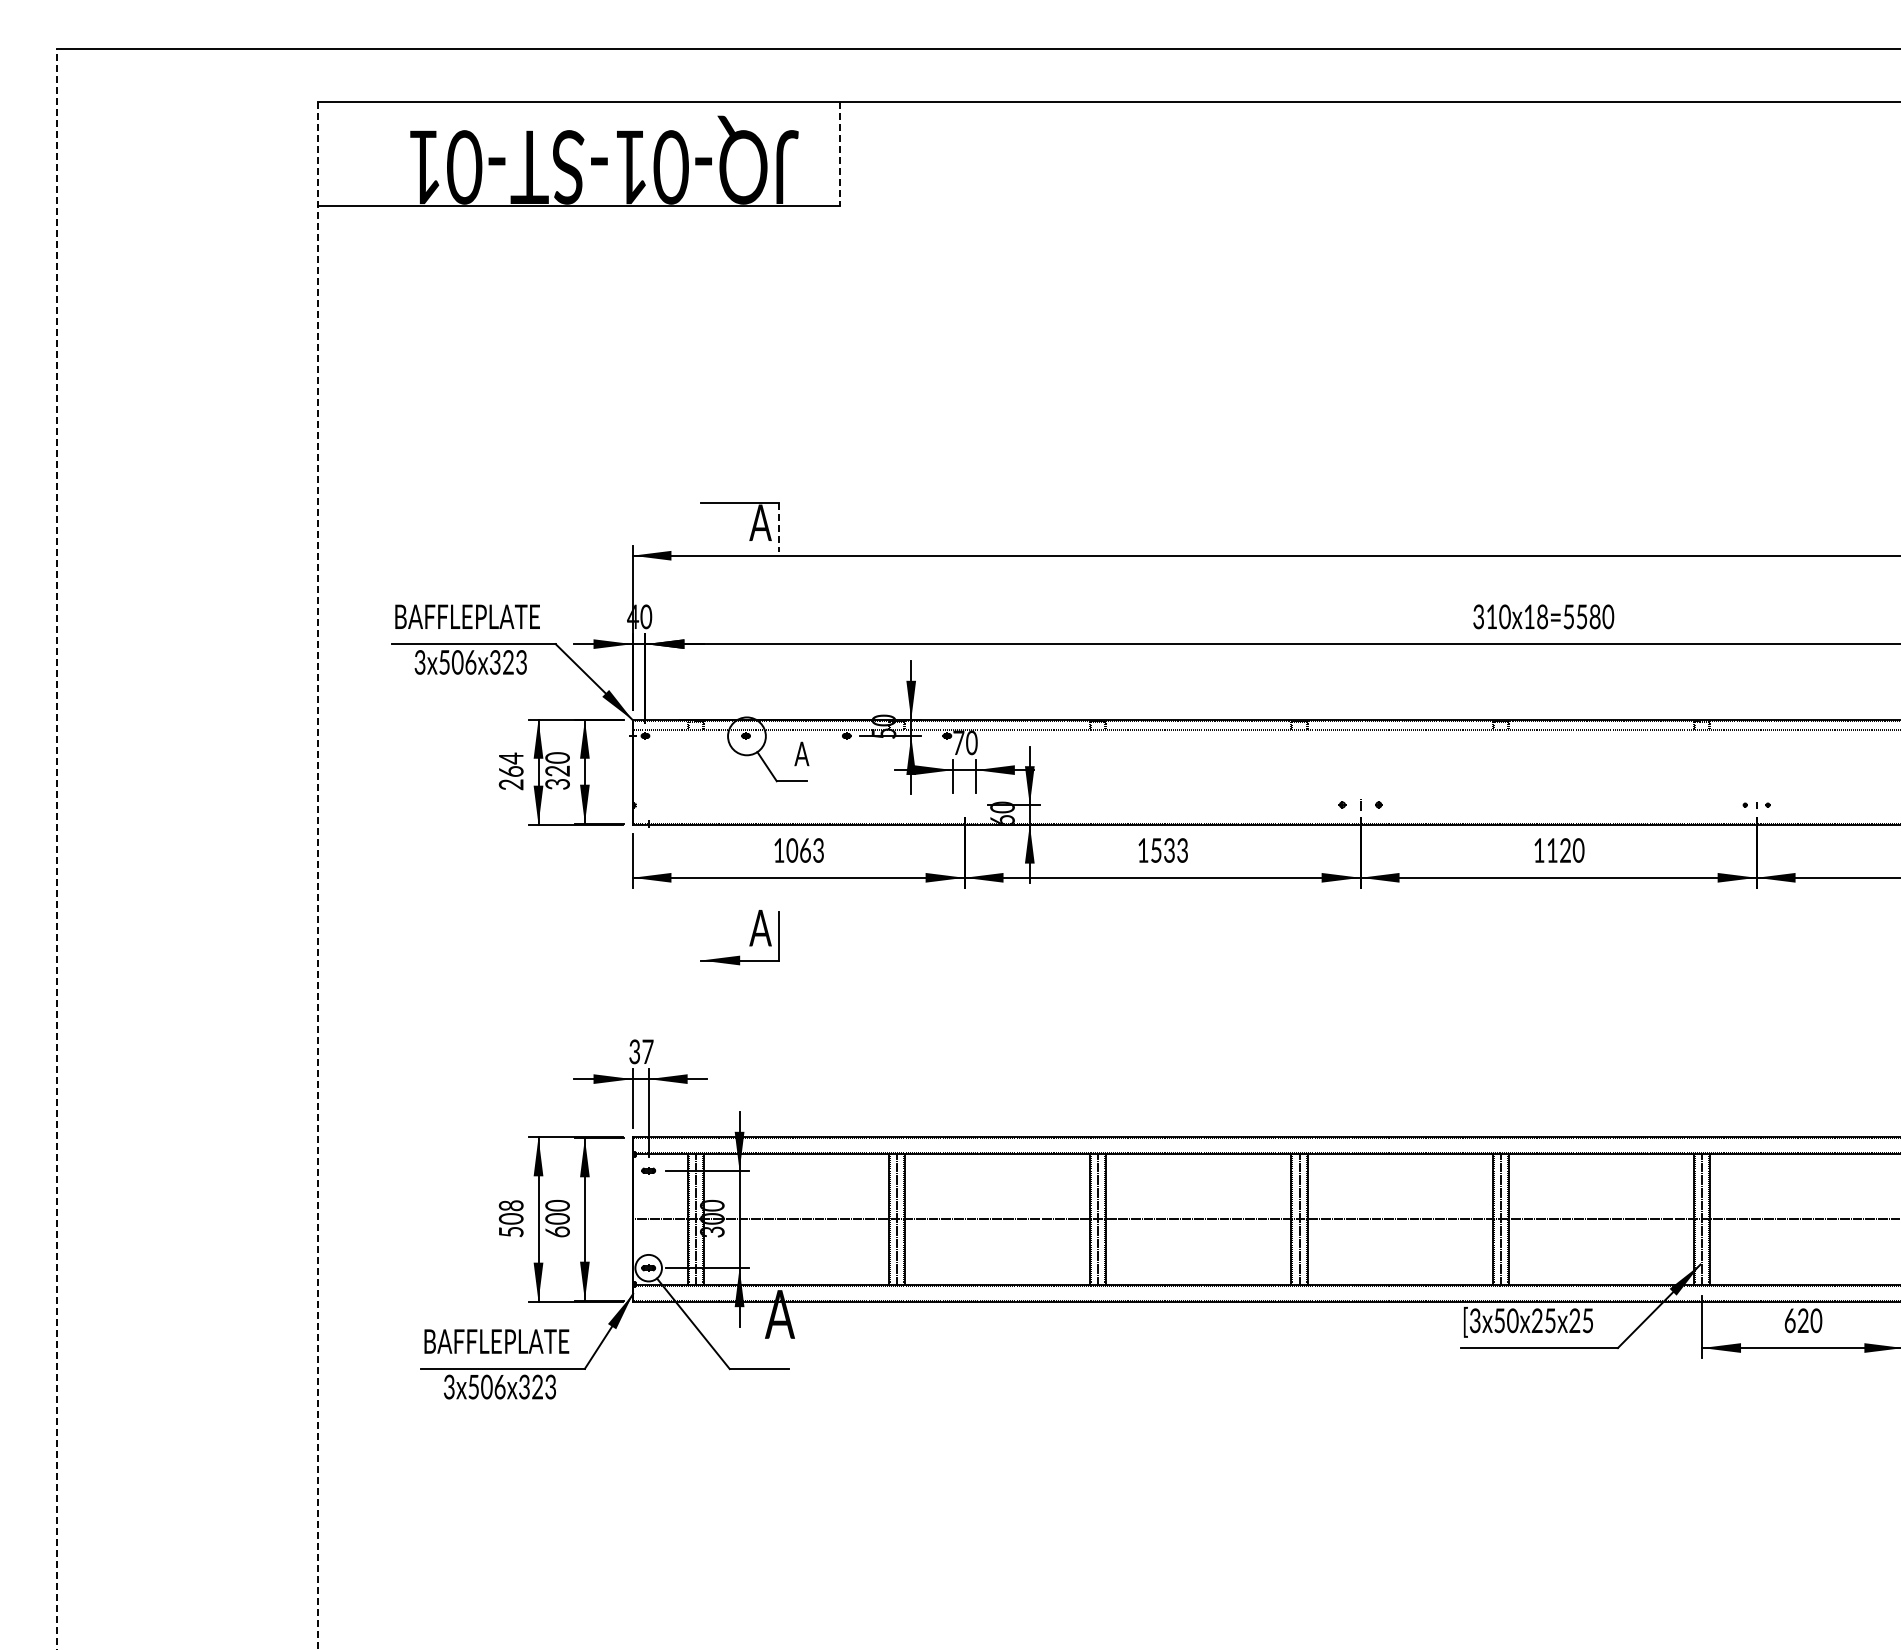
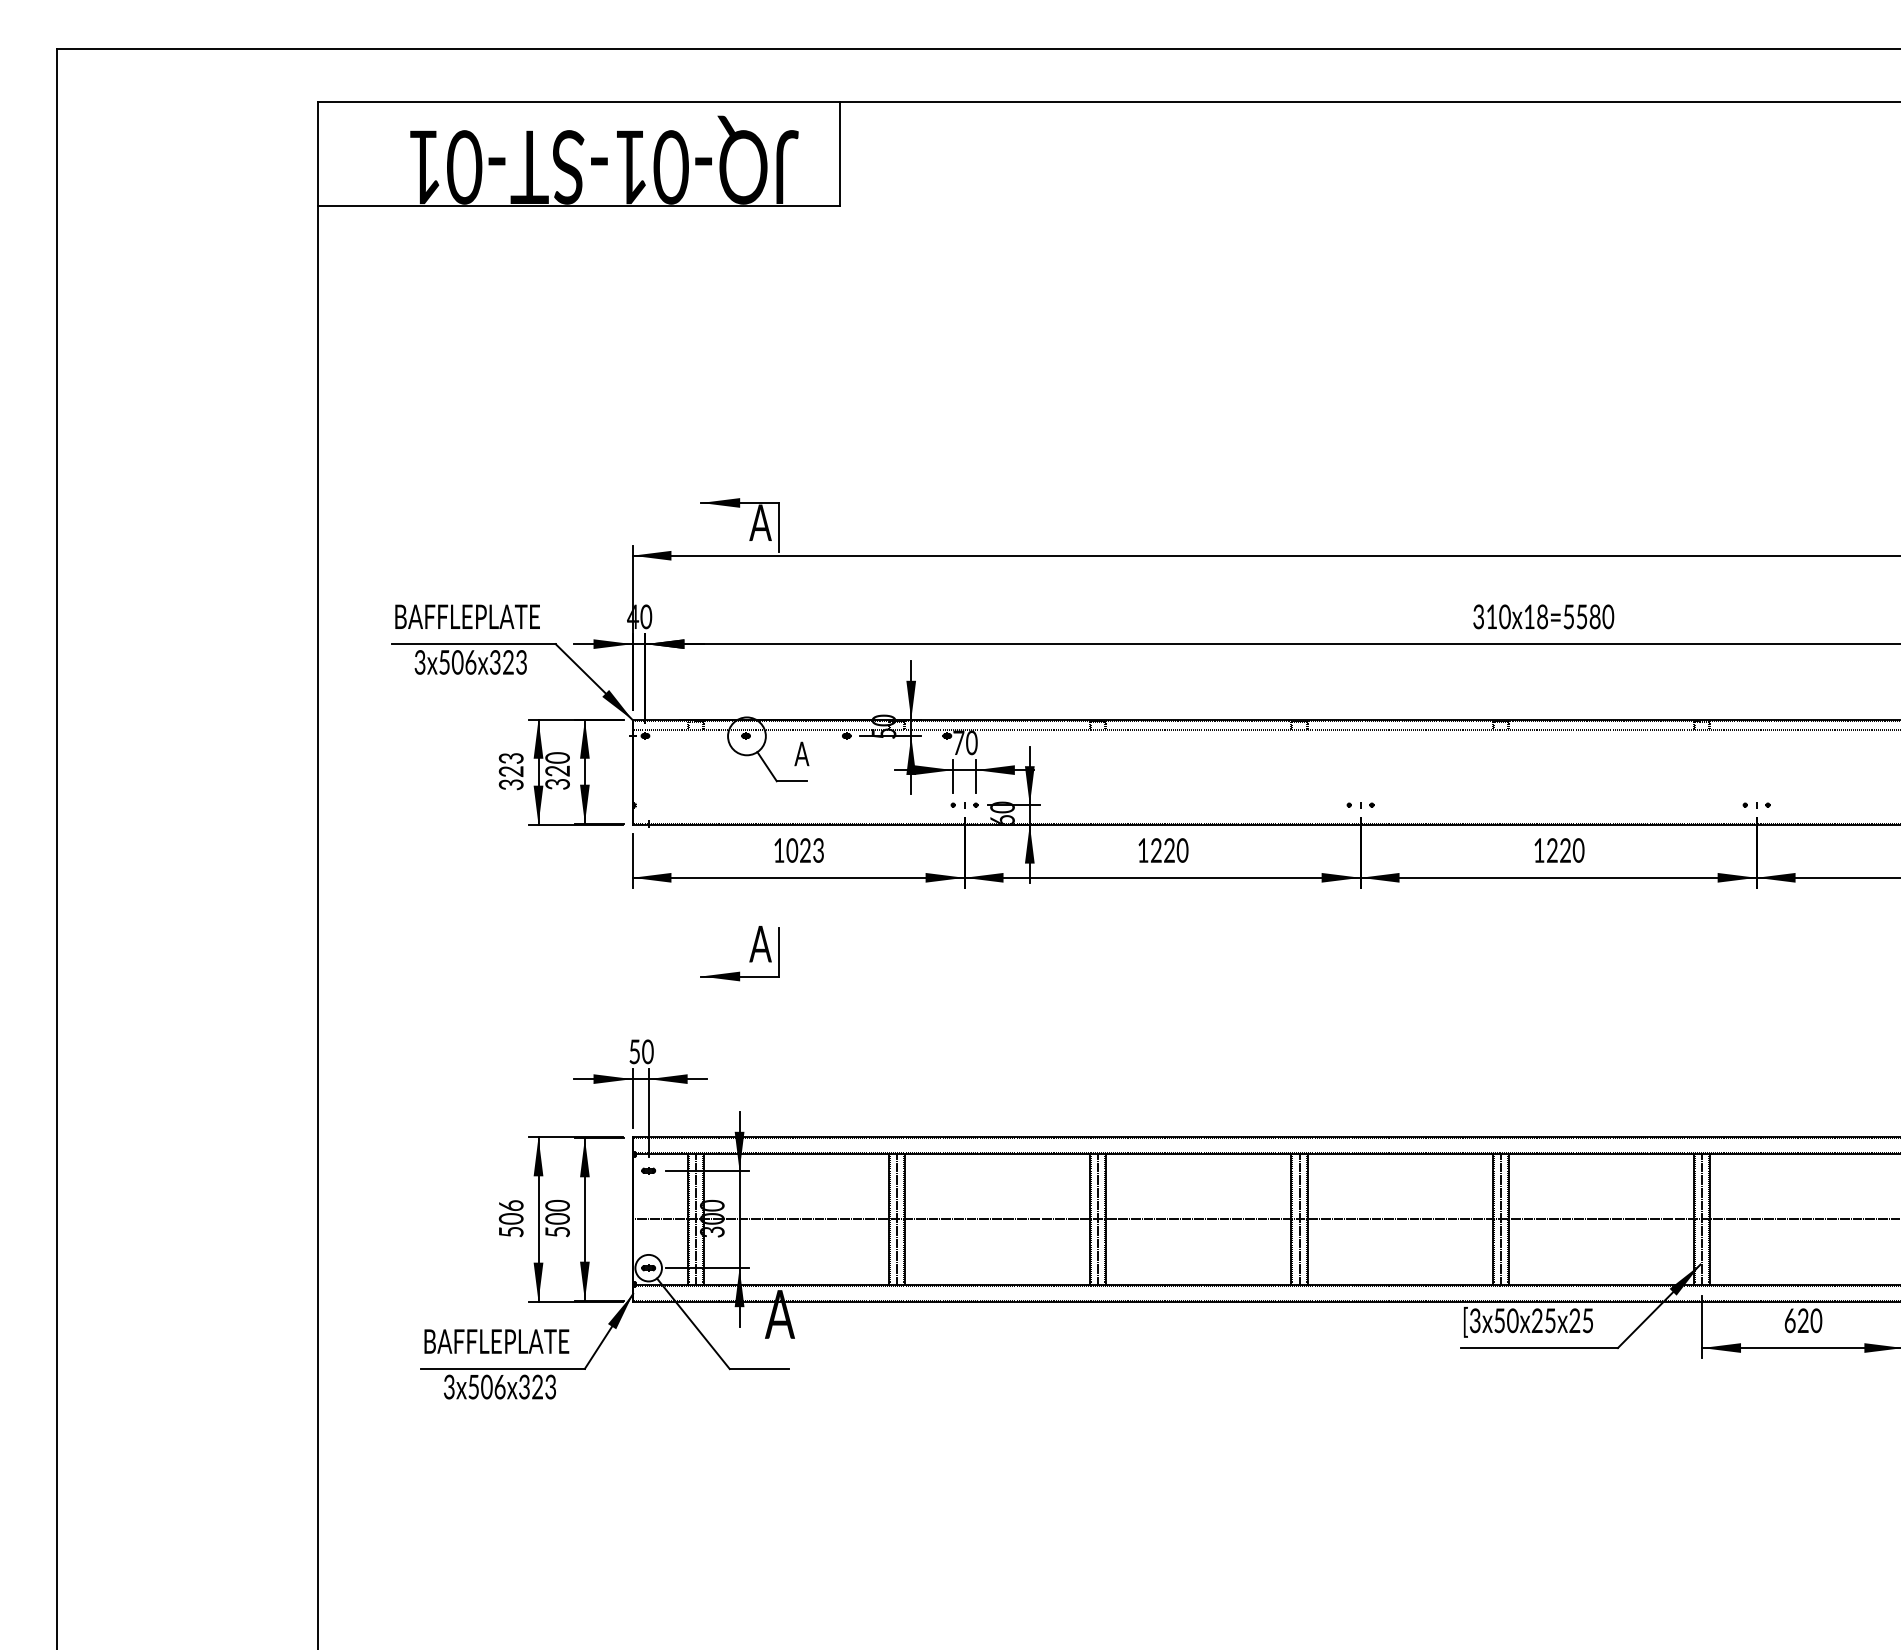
line: dashed -> solid (840, 154)
fill: none -> present (720, 502)
line: dashed -> solid (779, 527)
text: 264 -> 323 (510, 771)
part size: 45x12 px -> 29x7 px (1360, 805)
part: none -> present (964, 805)
line: dashed -> solid (57, 849)
text: 1063 -> 1023 (805, 850)
text: 1533 -> 1220 (1169, 850)
text: 1120 -> 1220 (1552, 850)
line: dashed -> solid (318, 875)
part position: (750, 940) -> (750, 956) (750, 956)
text: 37 -> 50 (641, 1051)
text: 508 -> 506 (510, 1205)
text: 600 -> 500 (557, 1231)
